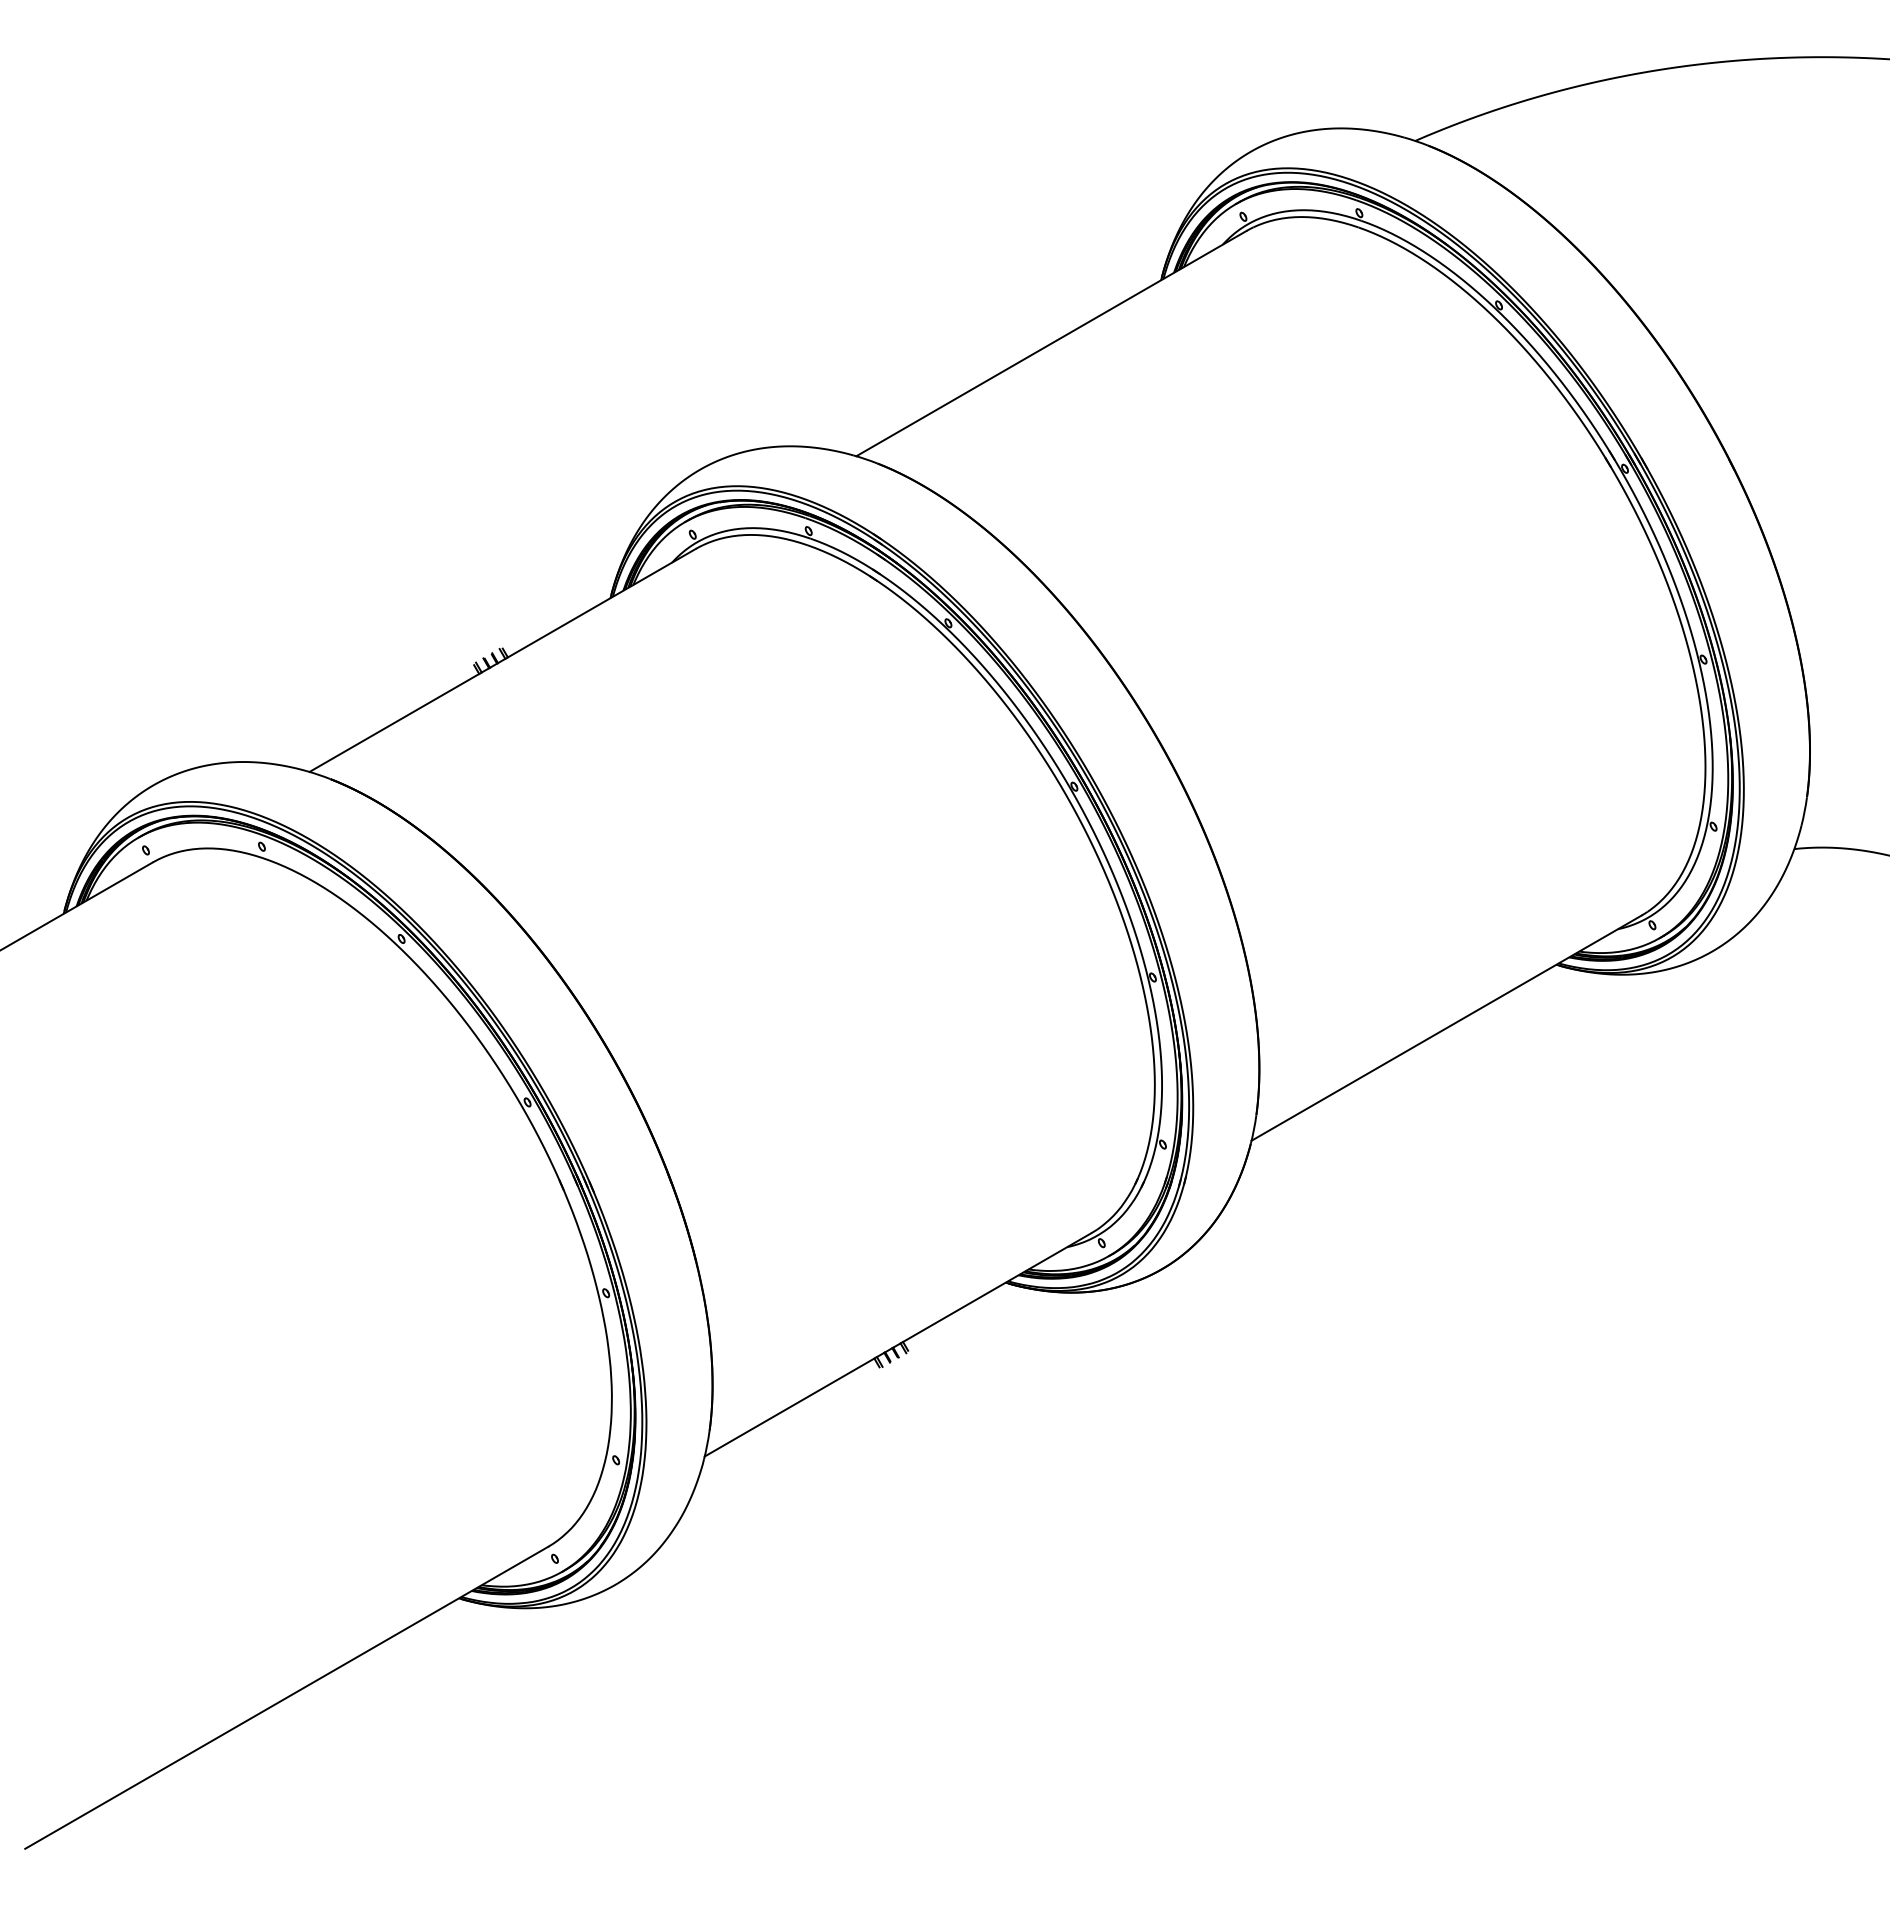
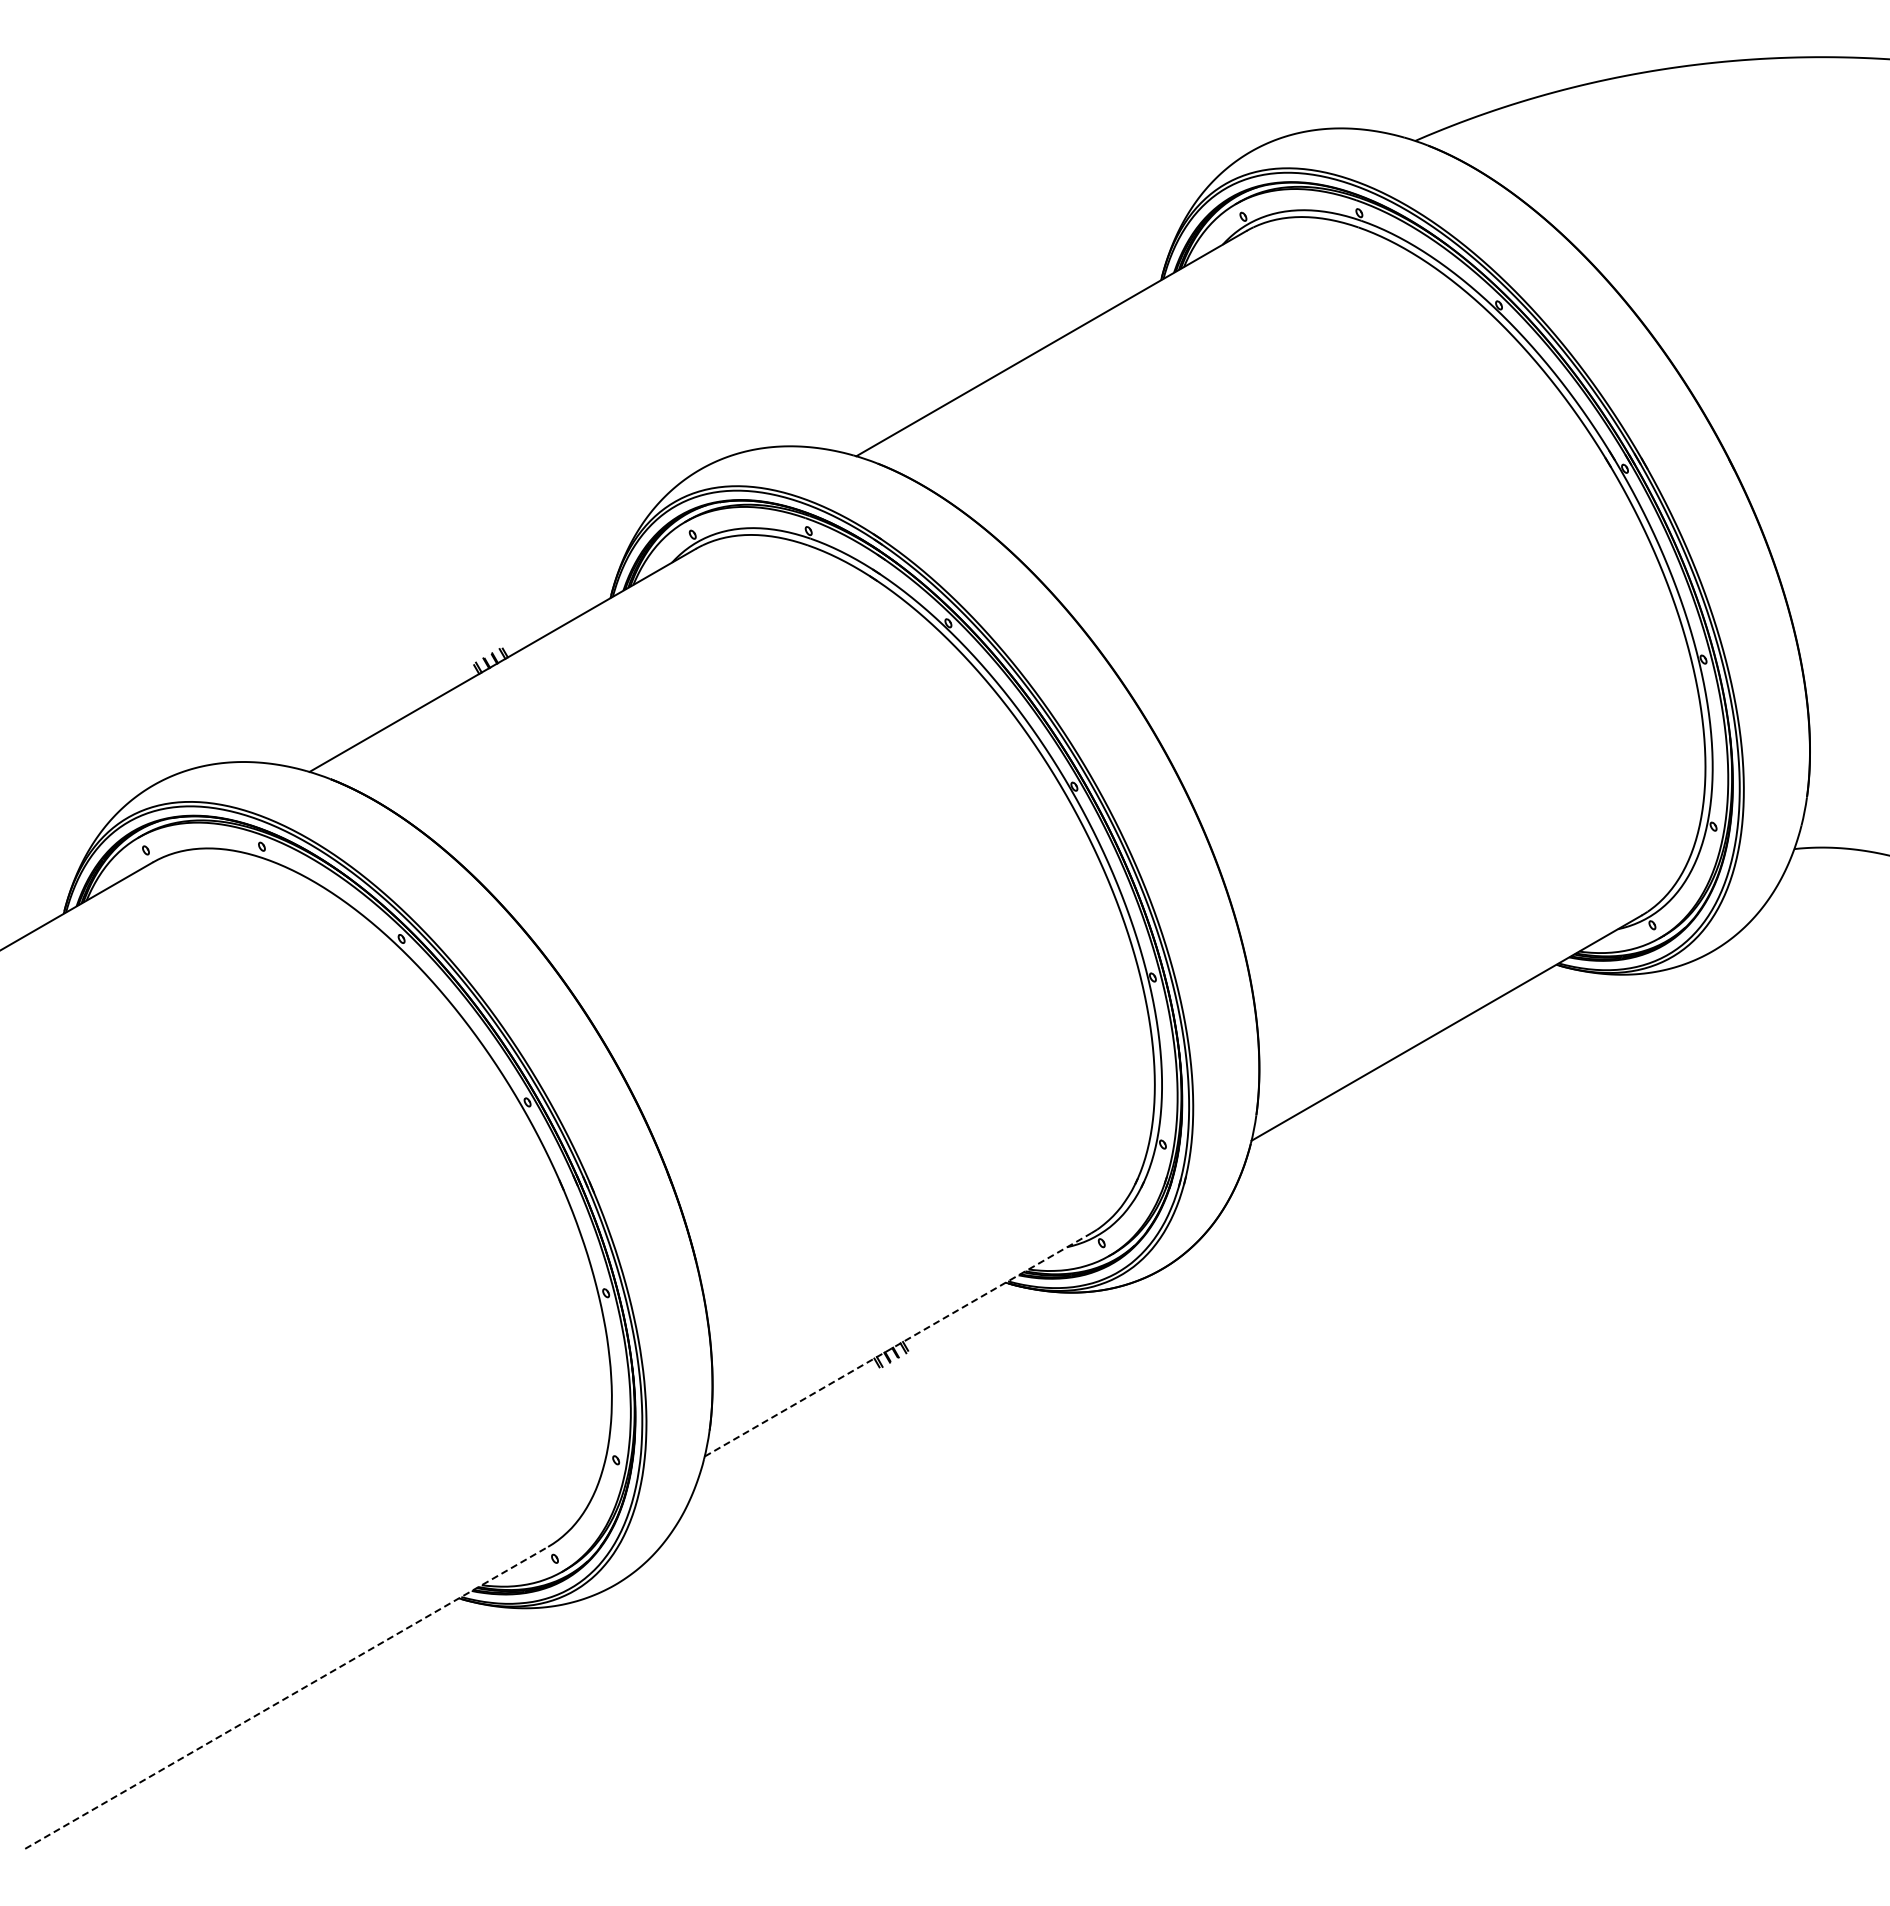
line: solid -> dashed (898, 1344)
line: solid -> dashed (286, 1697)
